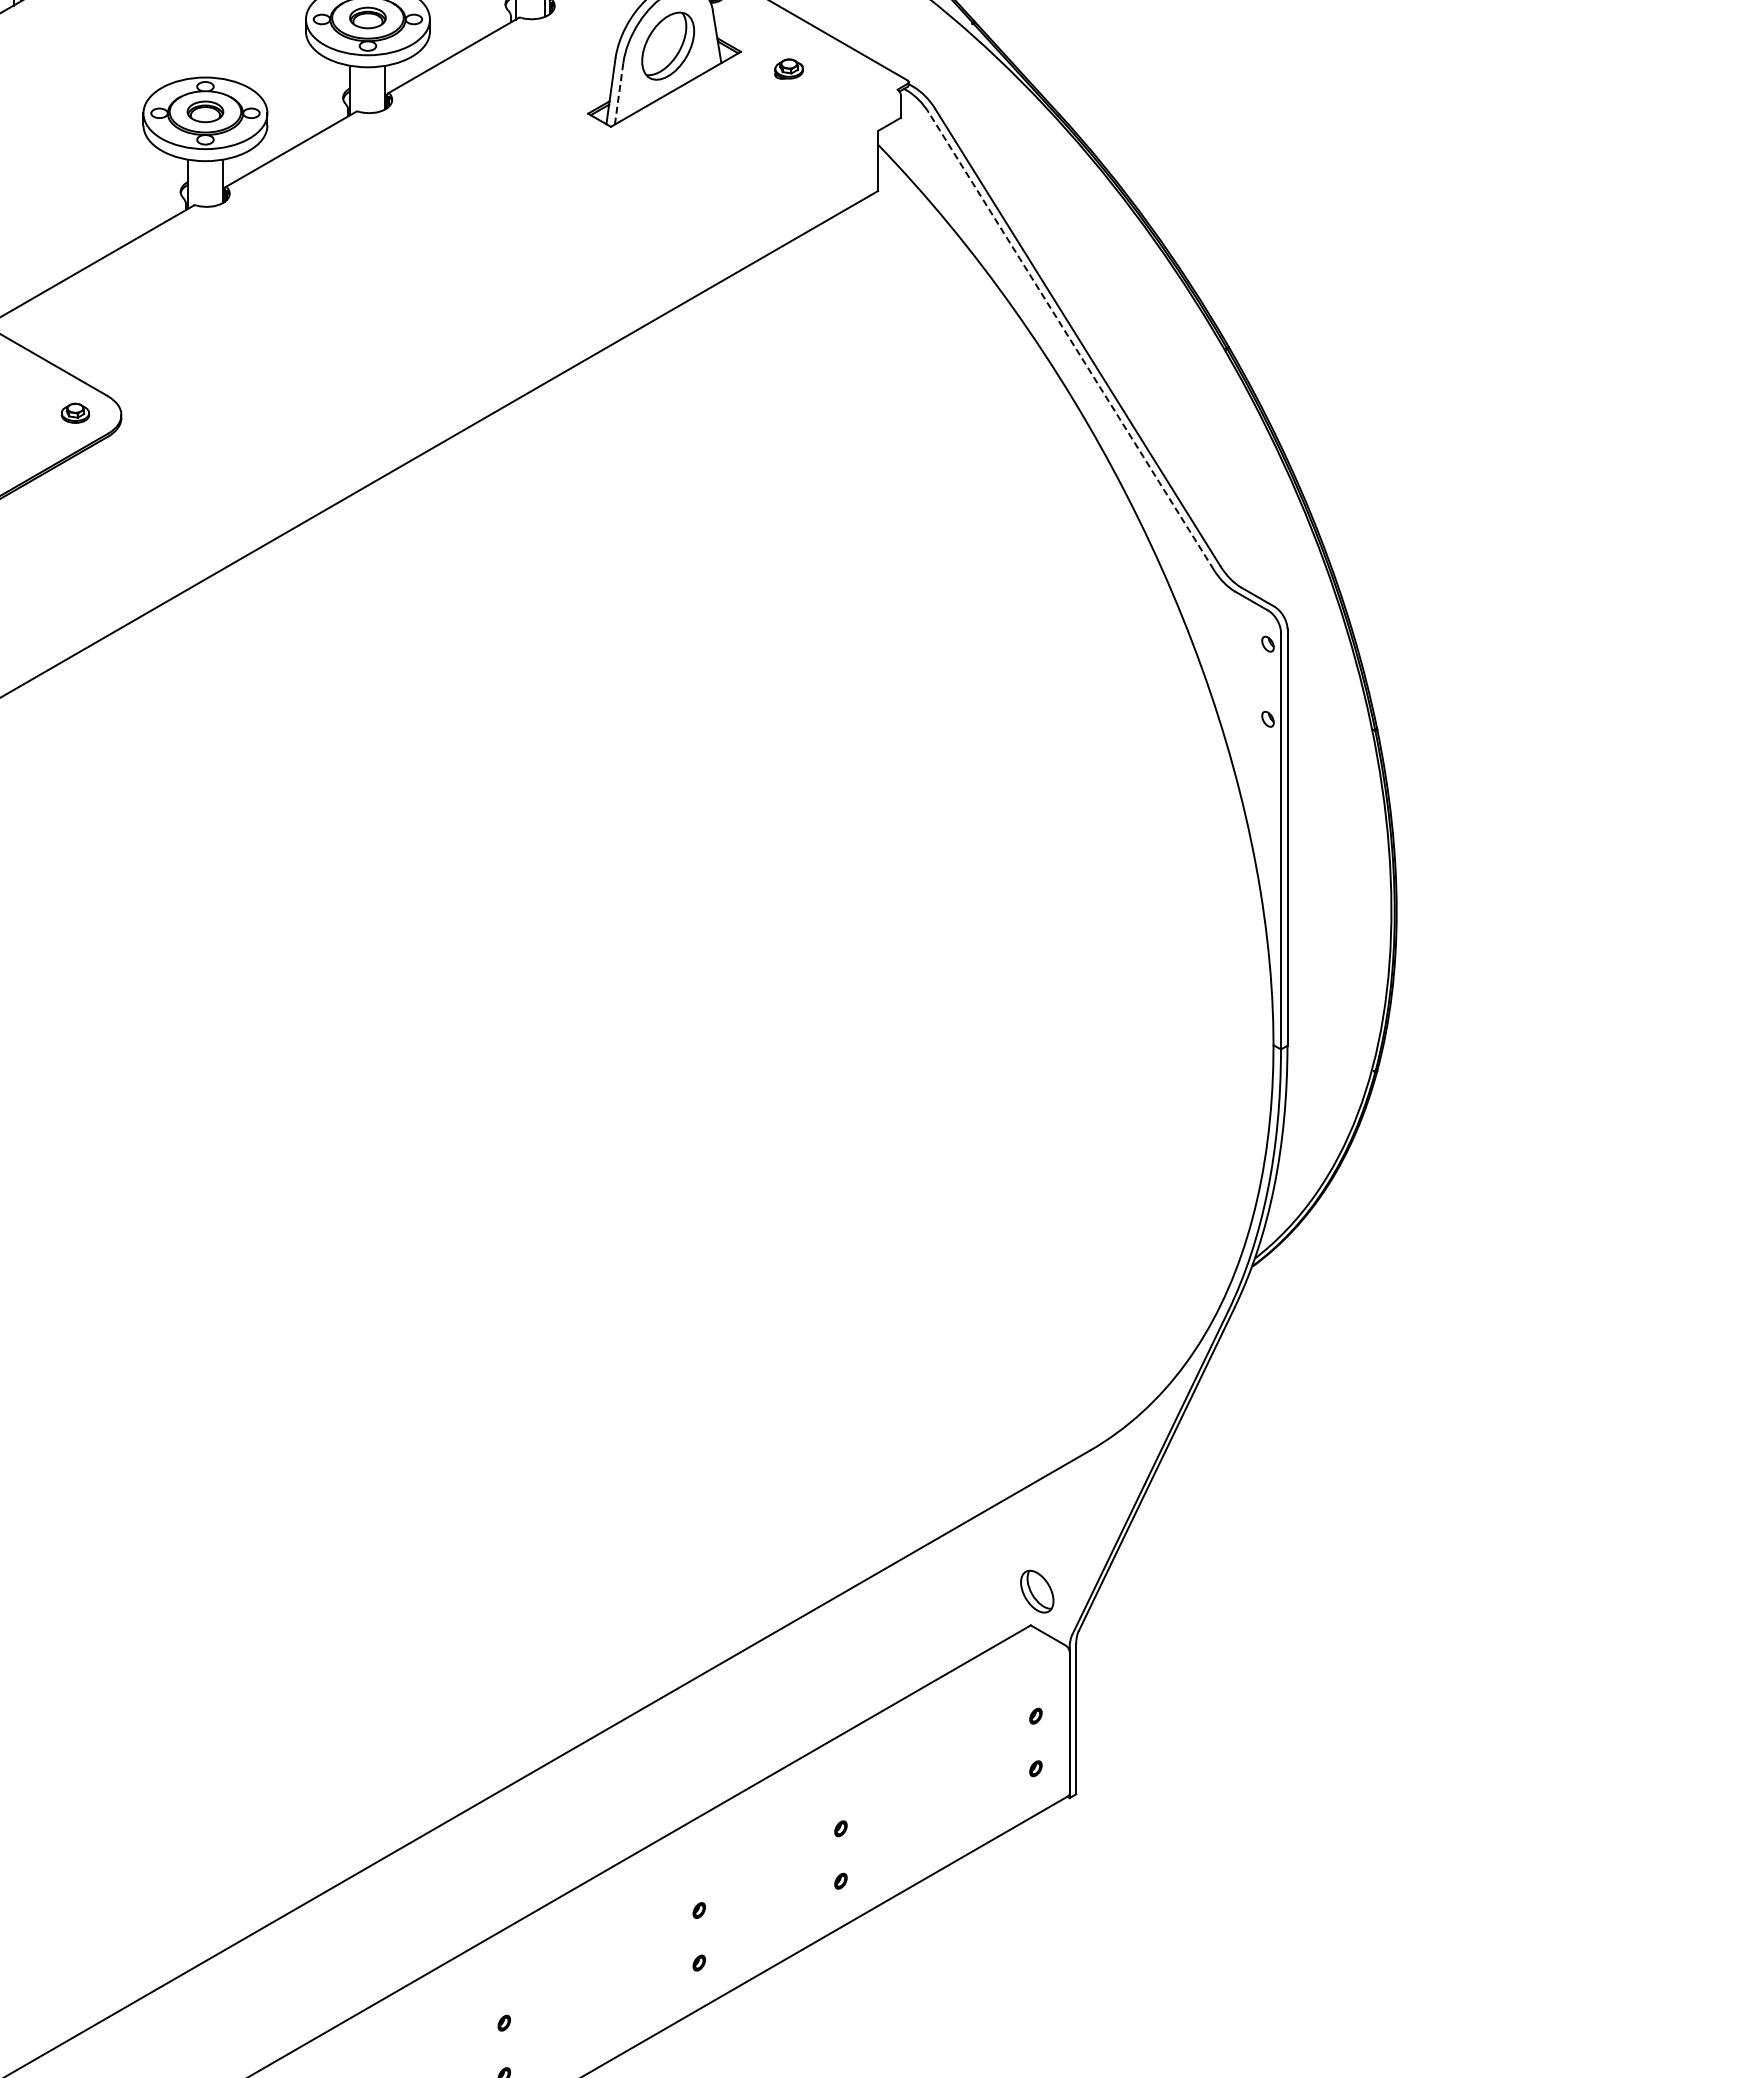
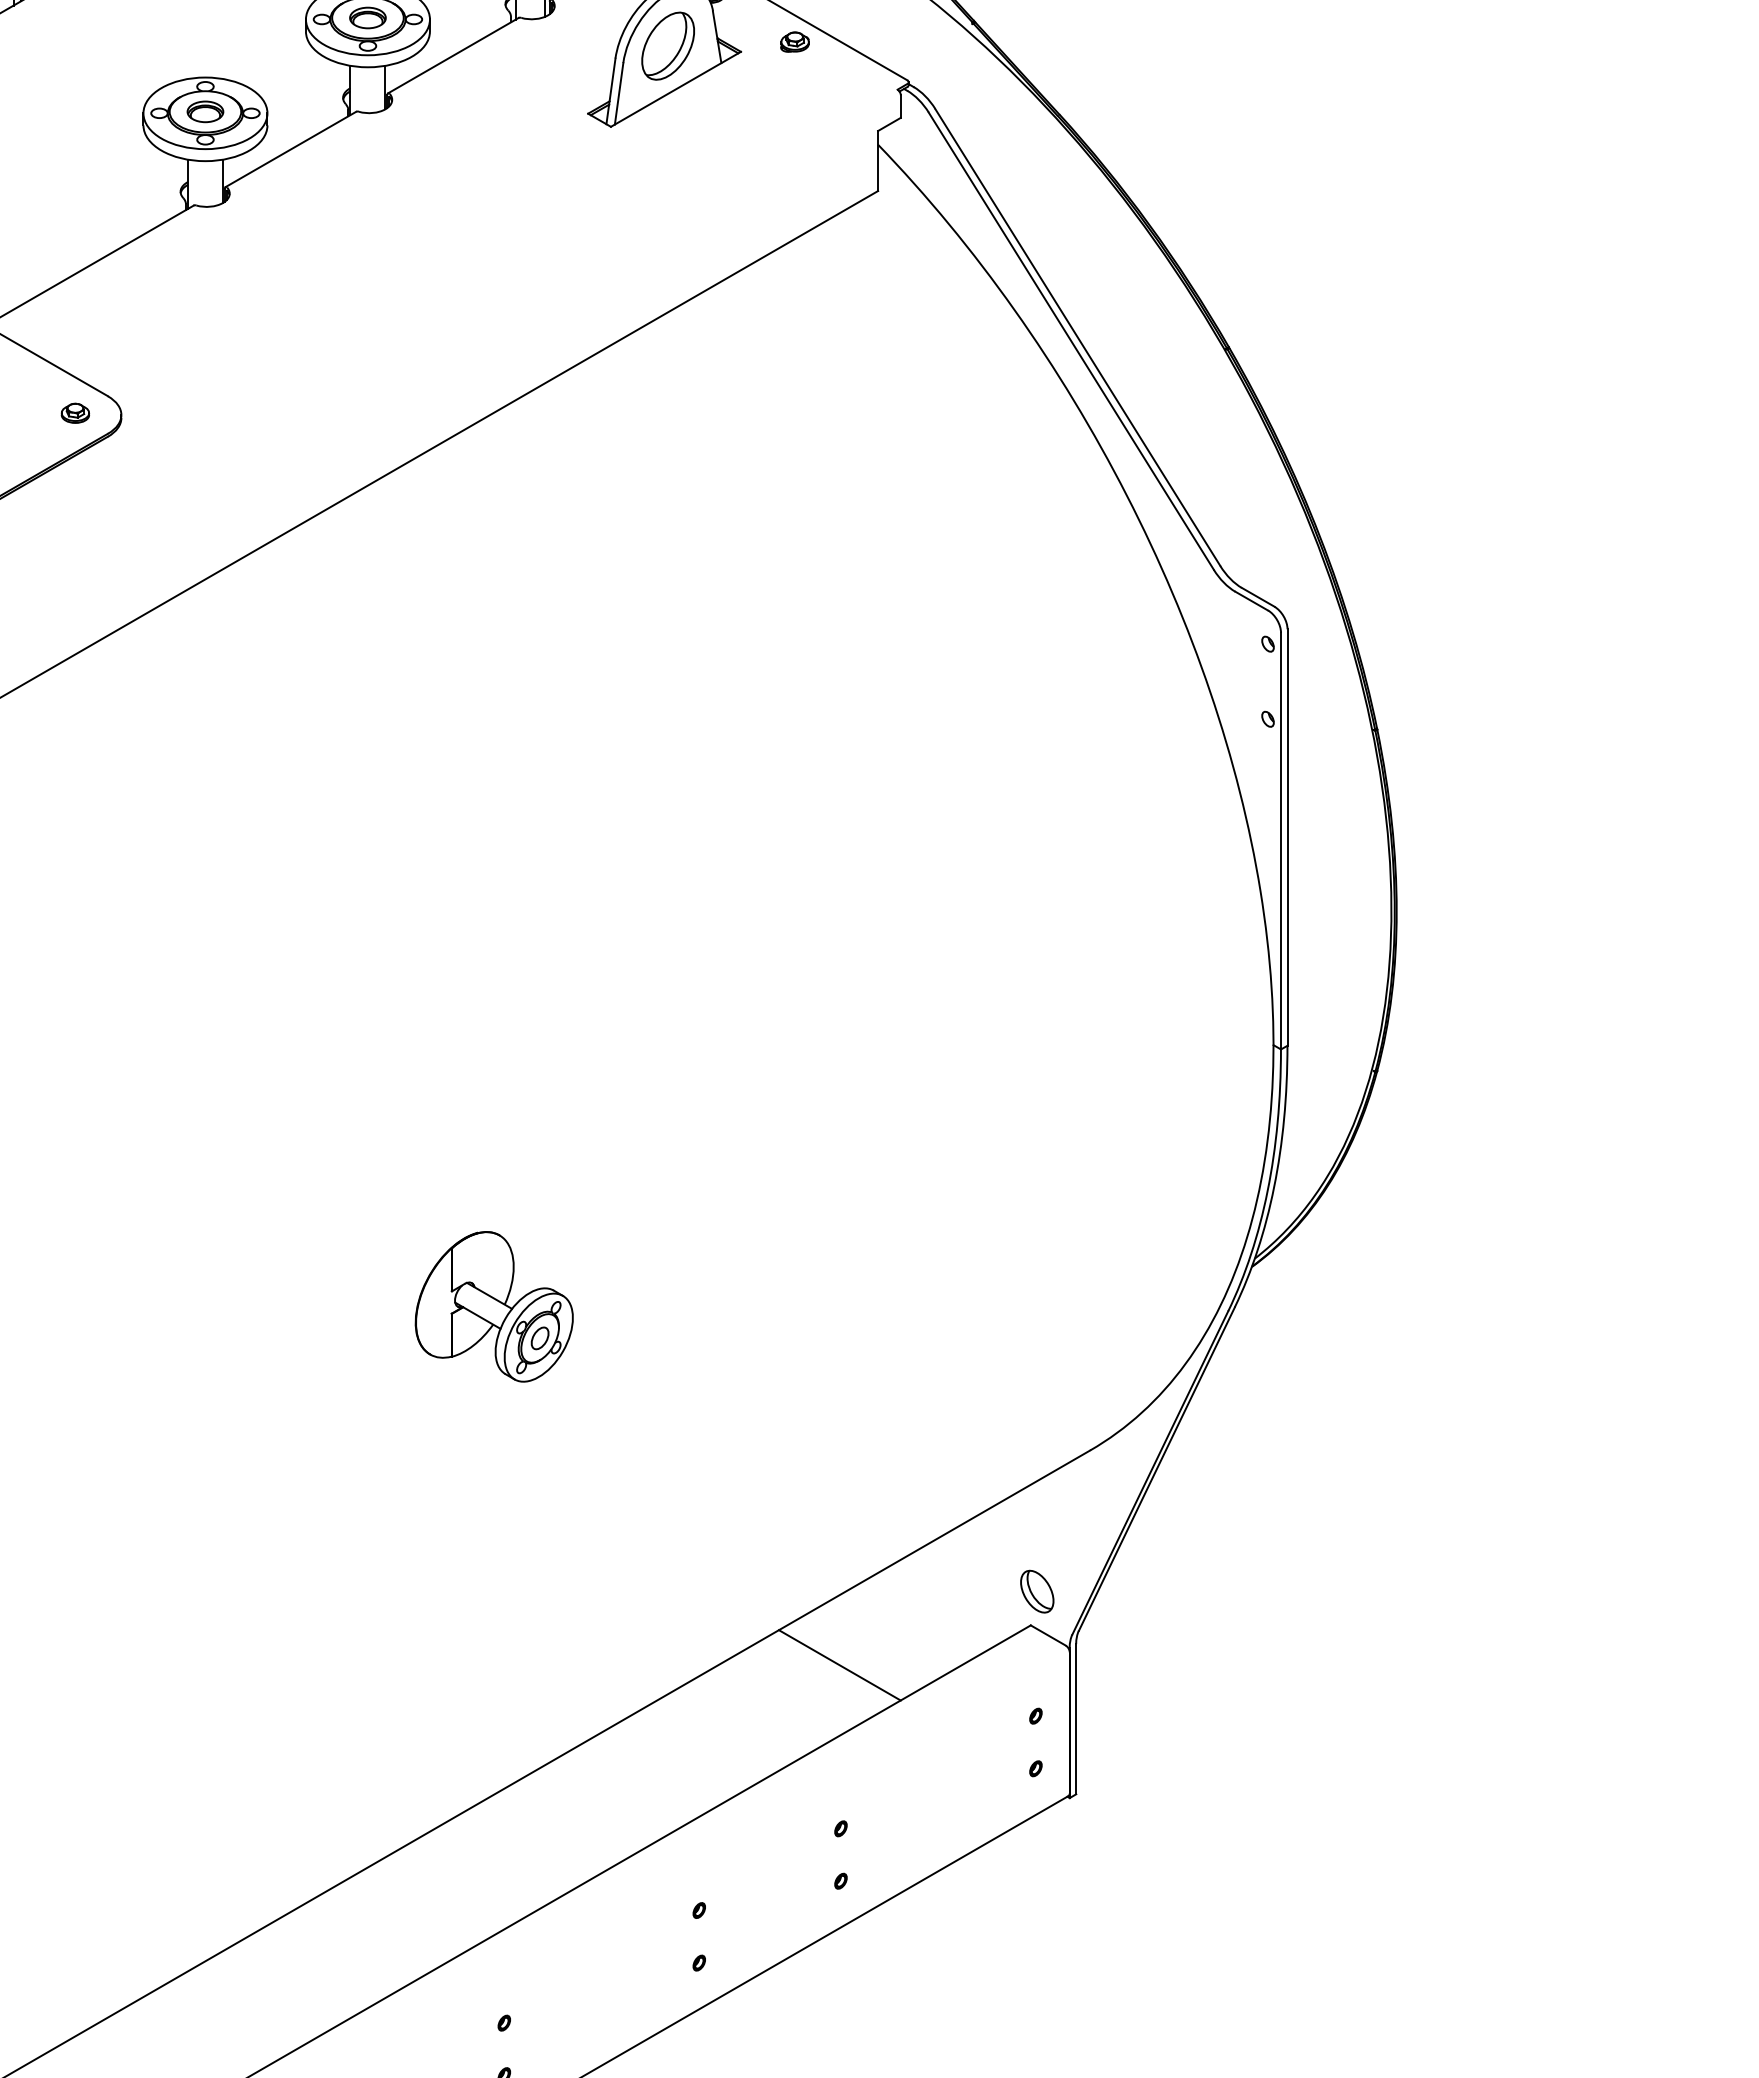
part position: (788, 68) -> (794, 41) (794, 41)
line: dashed -> solid (619, 93)
line: dashed -> solid (1071, 340)
part: none -> present (493, 1306)
line: none -> present (839, 1665)
